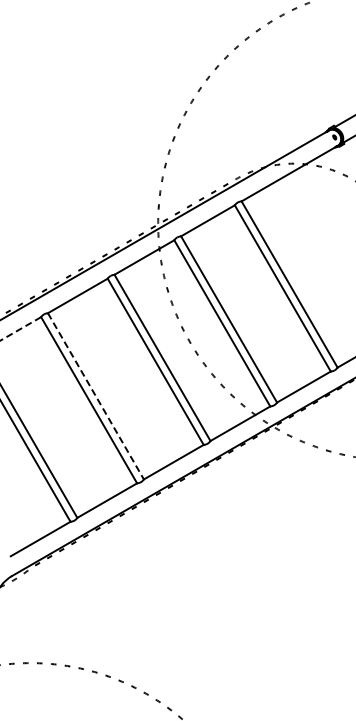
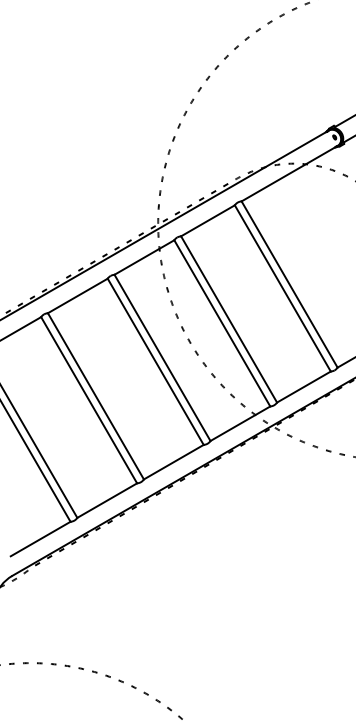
line: dashed -> solid (20, 328)
line: dashed -> solid (95, 396)
